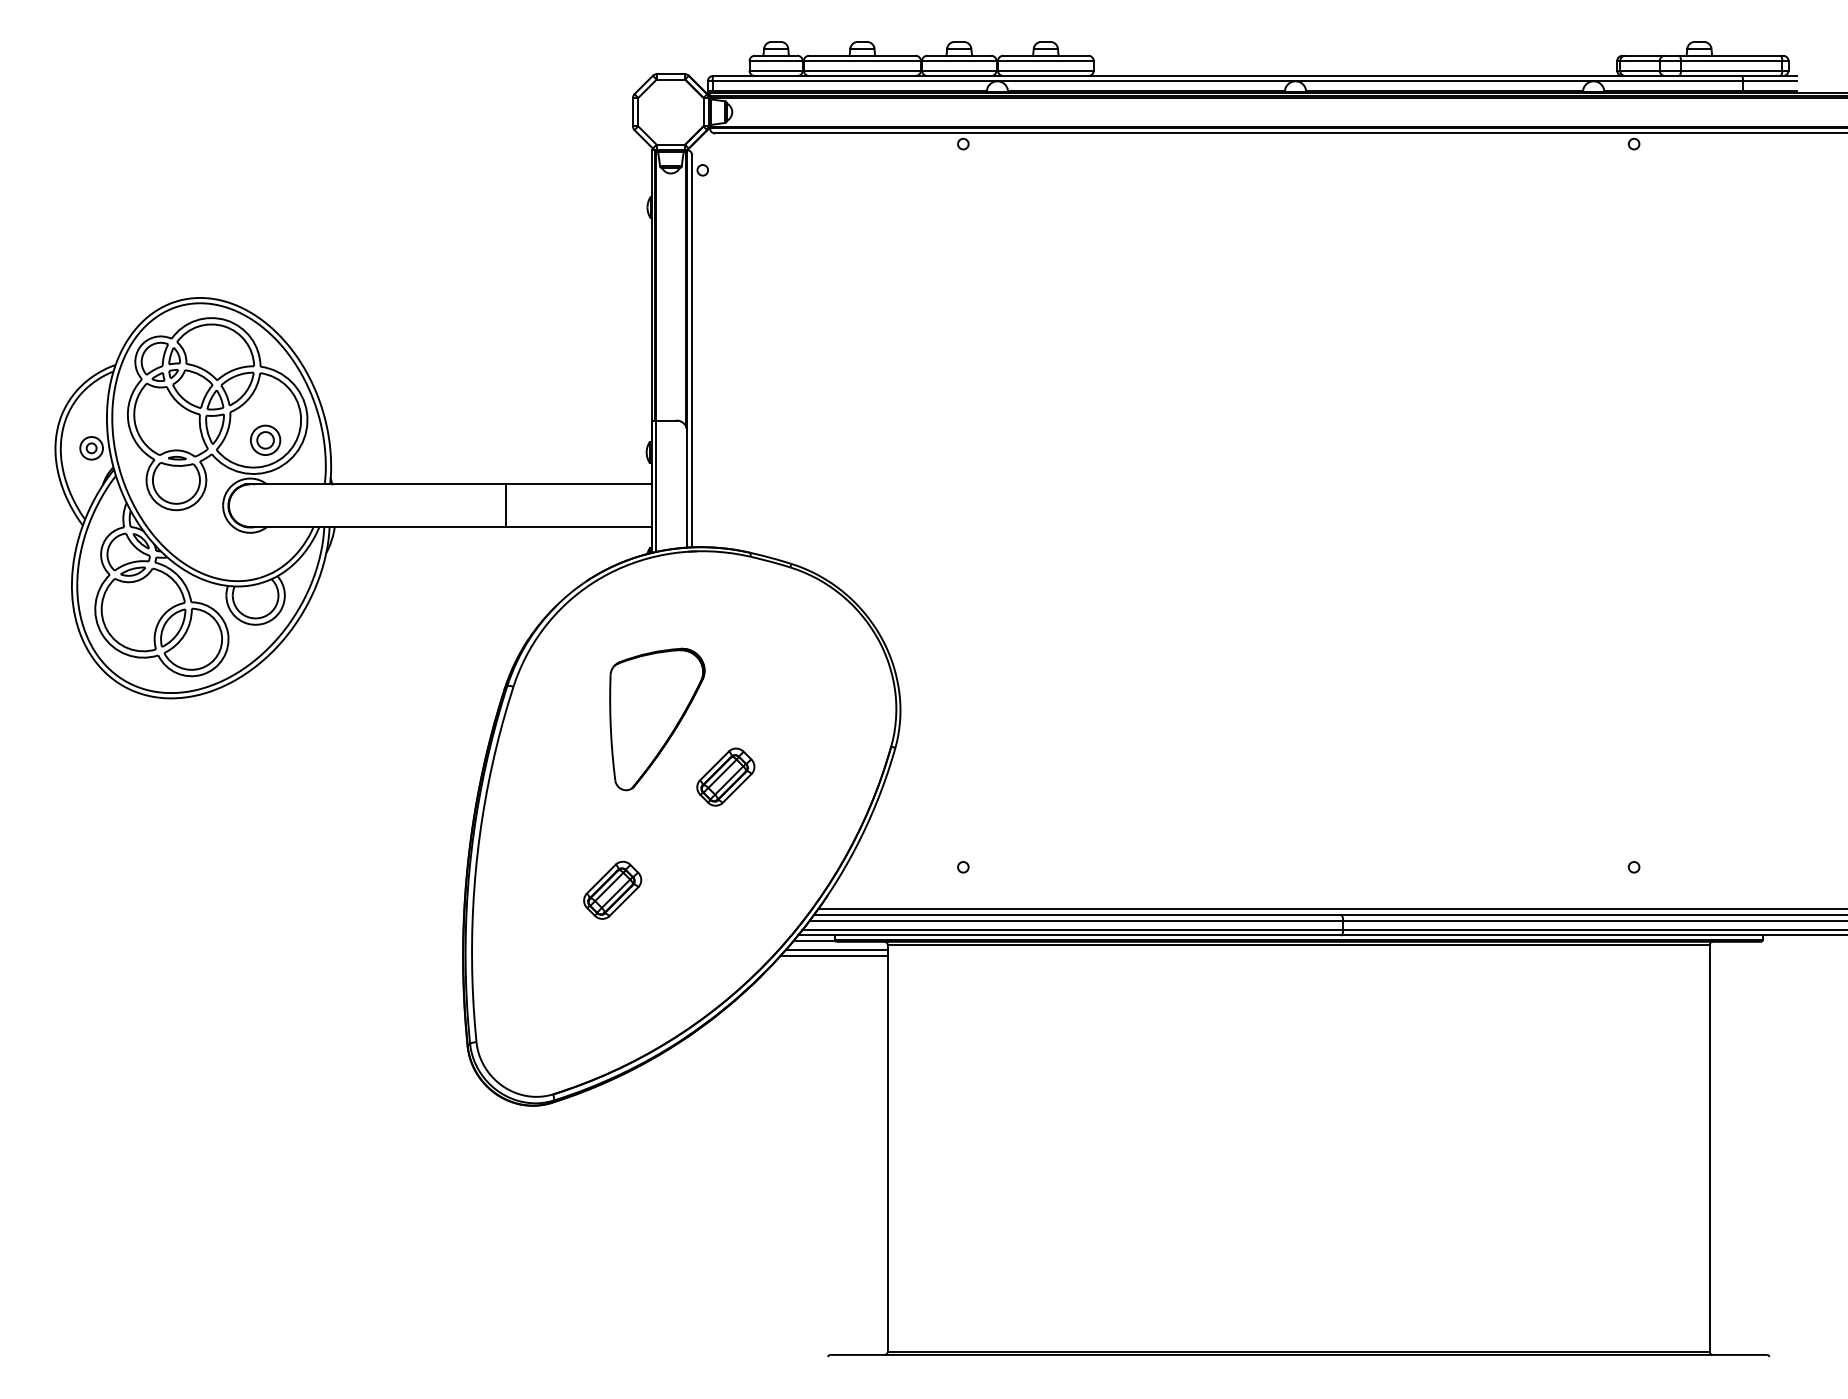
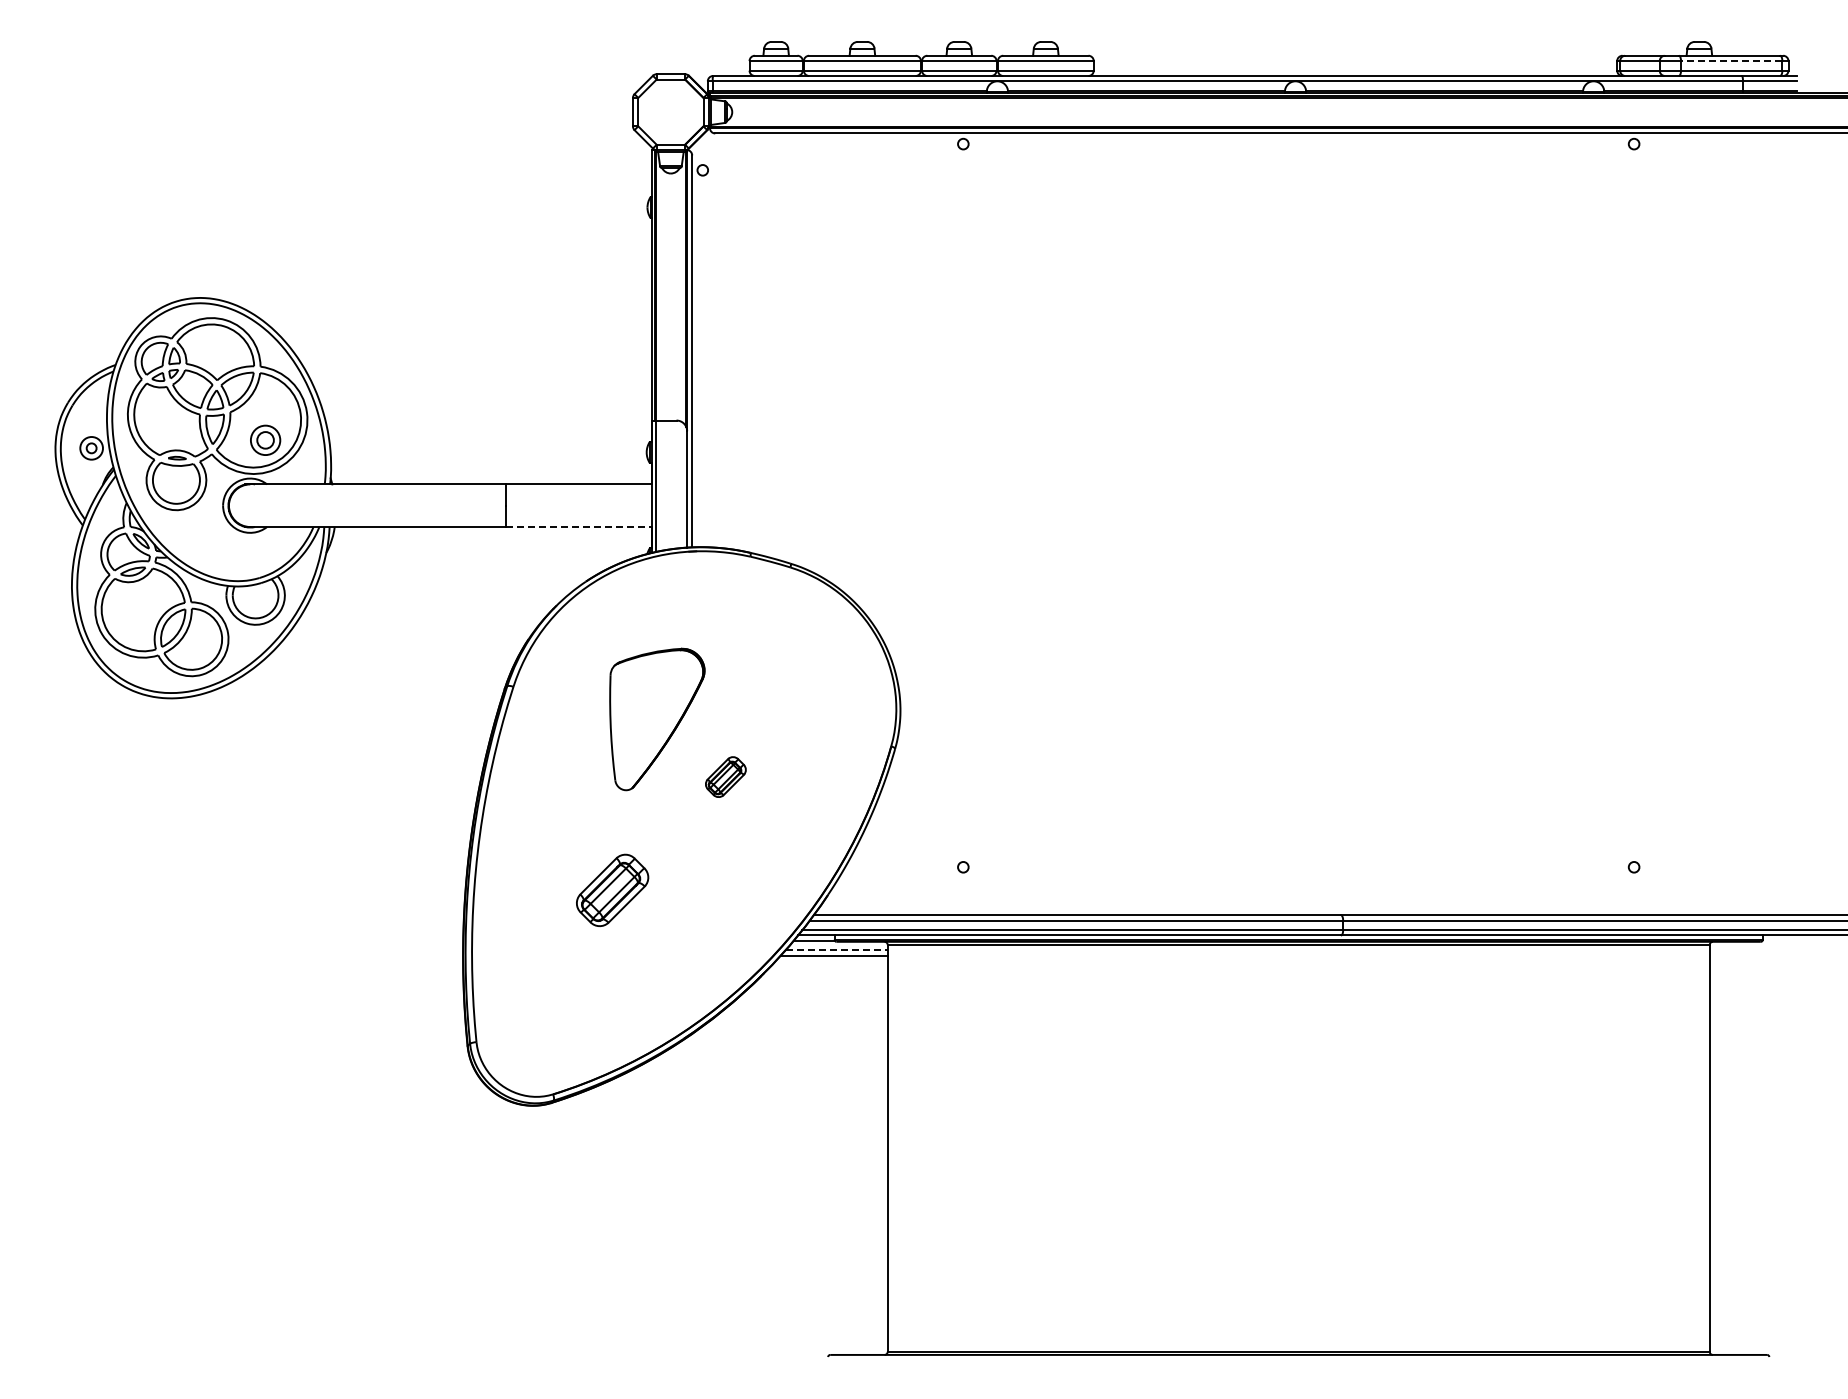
line: solid -> dashed (1731, 61)
line: solid -> dashed (579, 527)
part size: 60x60 px -> 42x42 px (725, 776)
part size: 60x60 px -> 74x75 px (612, 890)
line: present -> none (1331, 908)
line: solid -> dashed (837, 950)
